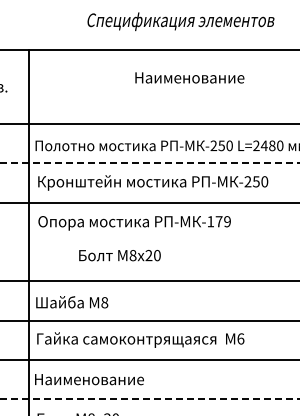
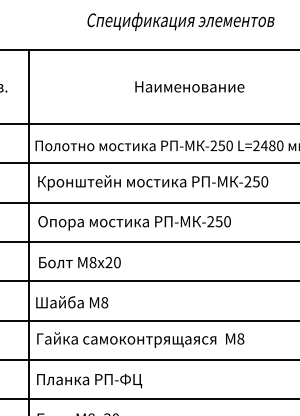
text position: (189, 77) -> (189, 86) (189, 86)
line: dashed -> solid (150, 163)
text: -179 -> -250 (218, 221)
line: none -> present (149, 241)
text position: (119, 255) -> (79, 262) (79, 262)
text: 6 -> 8 (240, 338)
text: Наименование -> Планка РП-ФЦ (89, 380)
line: dashed -> solid (150, 399)
